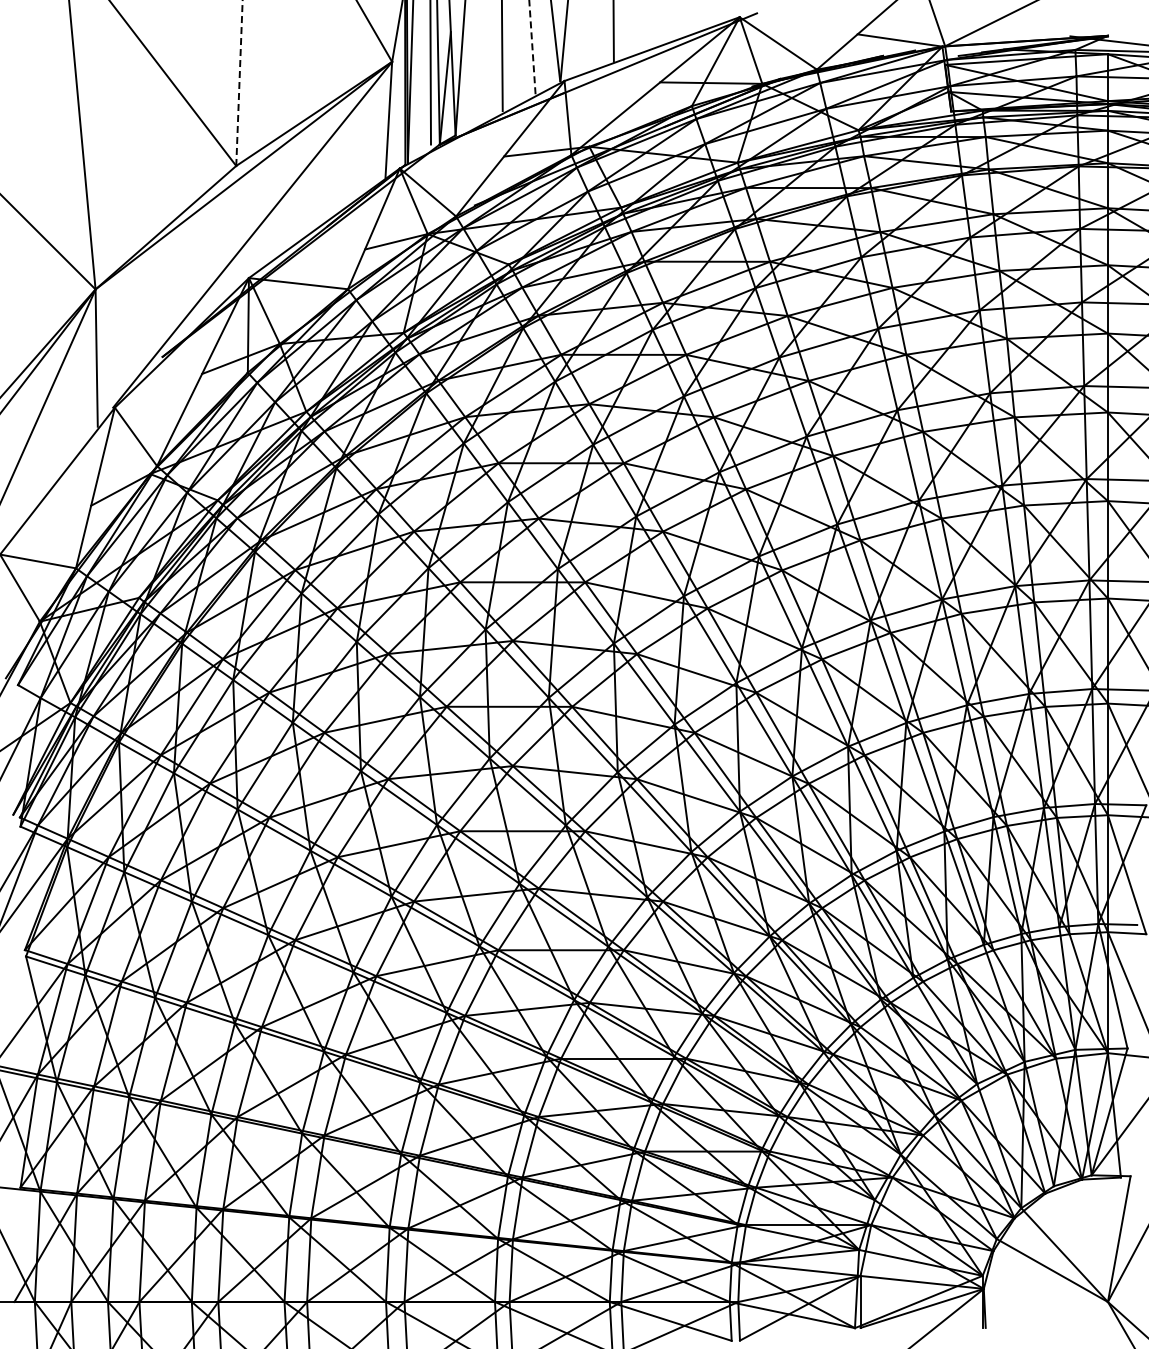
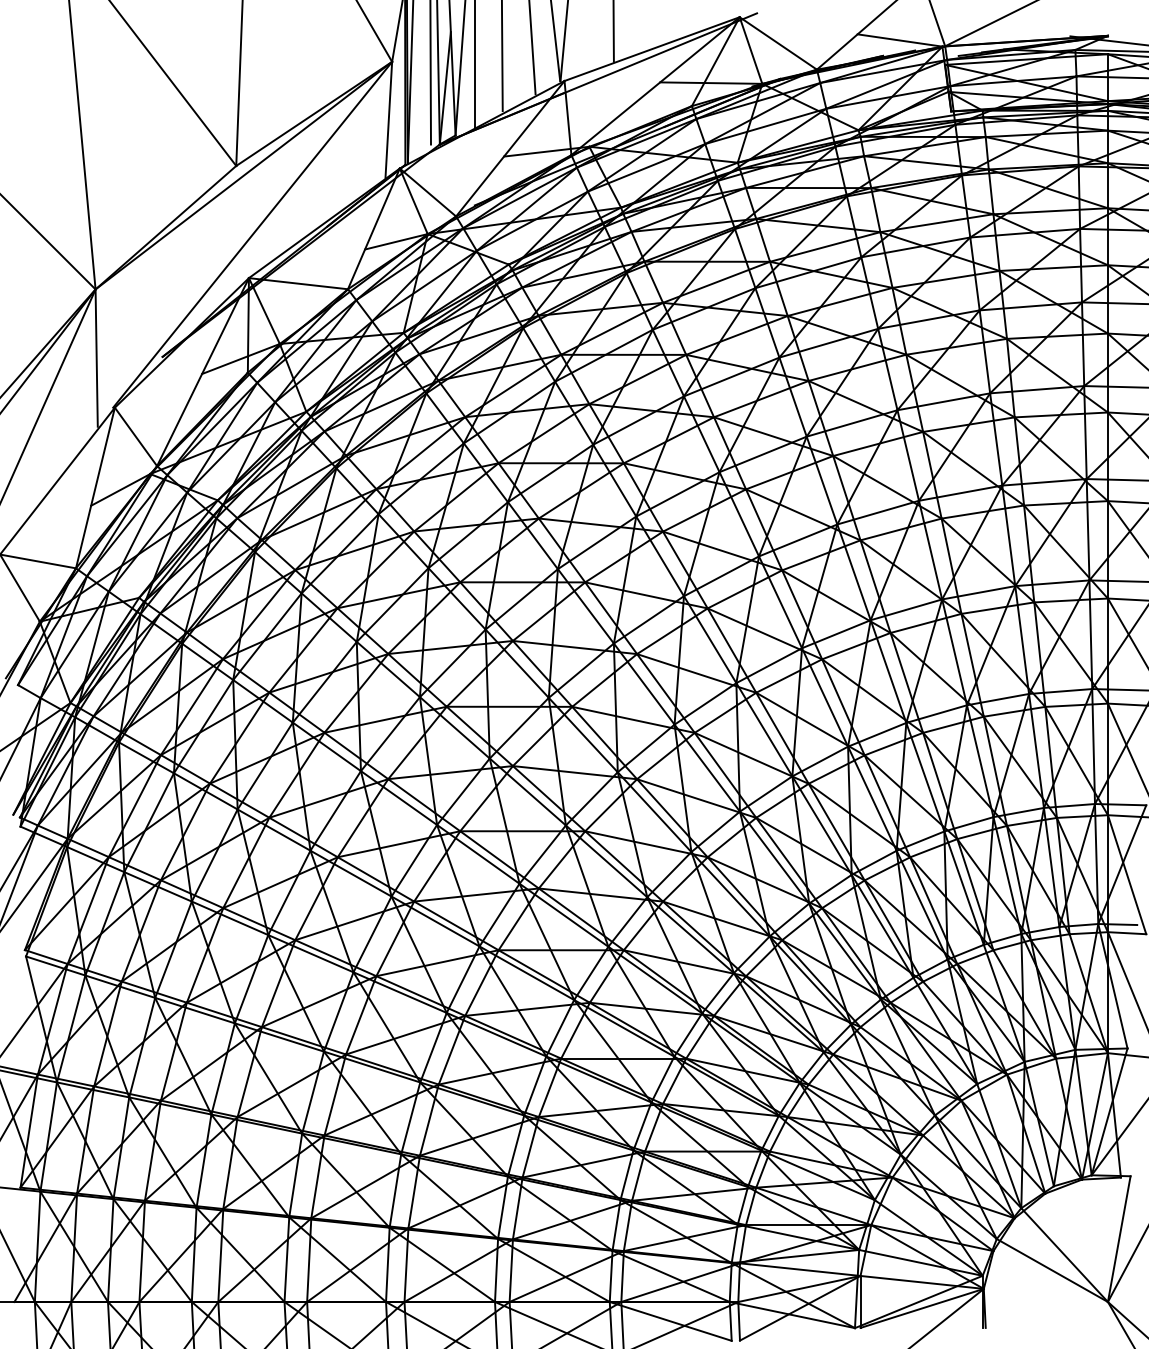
line: dashed -> solid (532, 47)
line: none -> present (474, 65)
line: dashed -> solid (239, 83)
